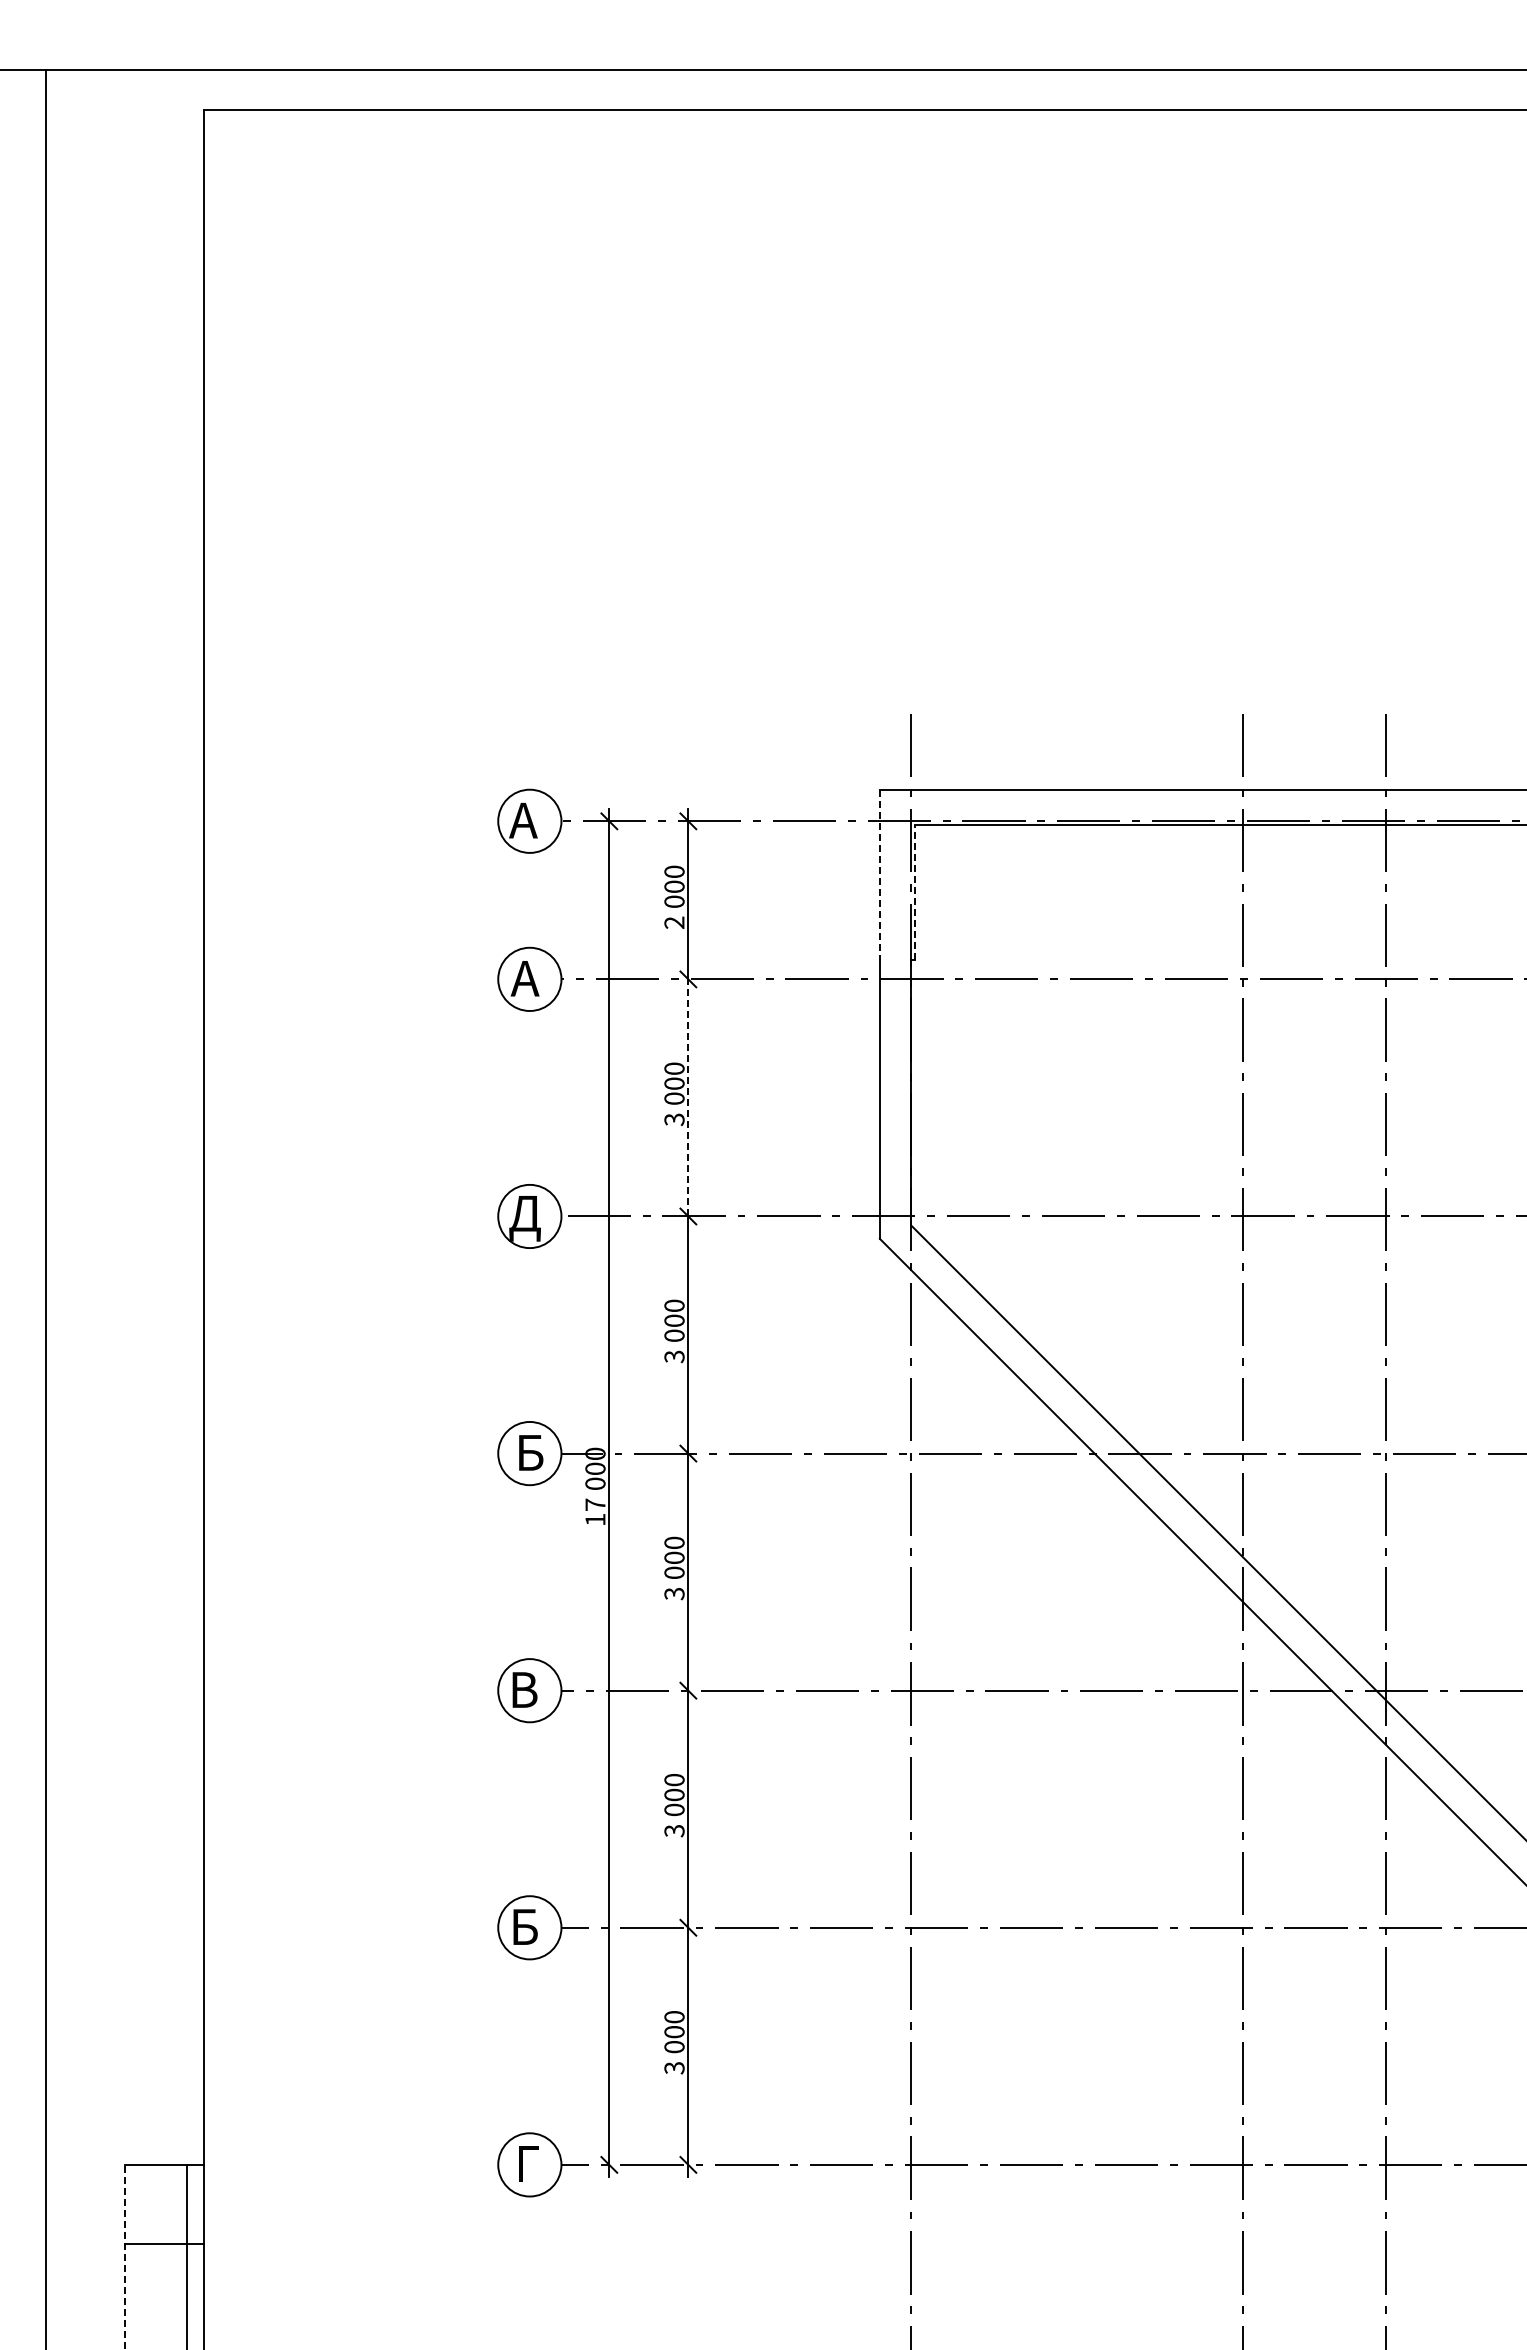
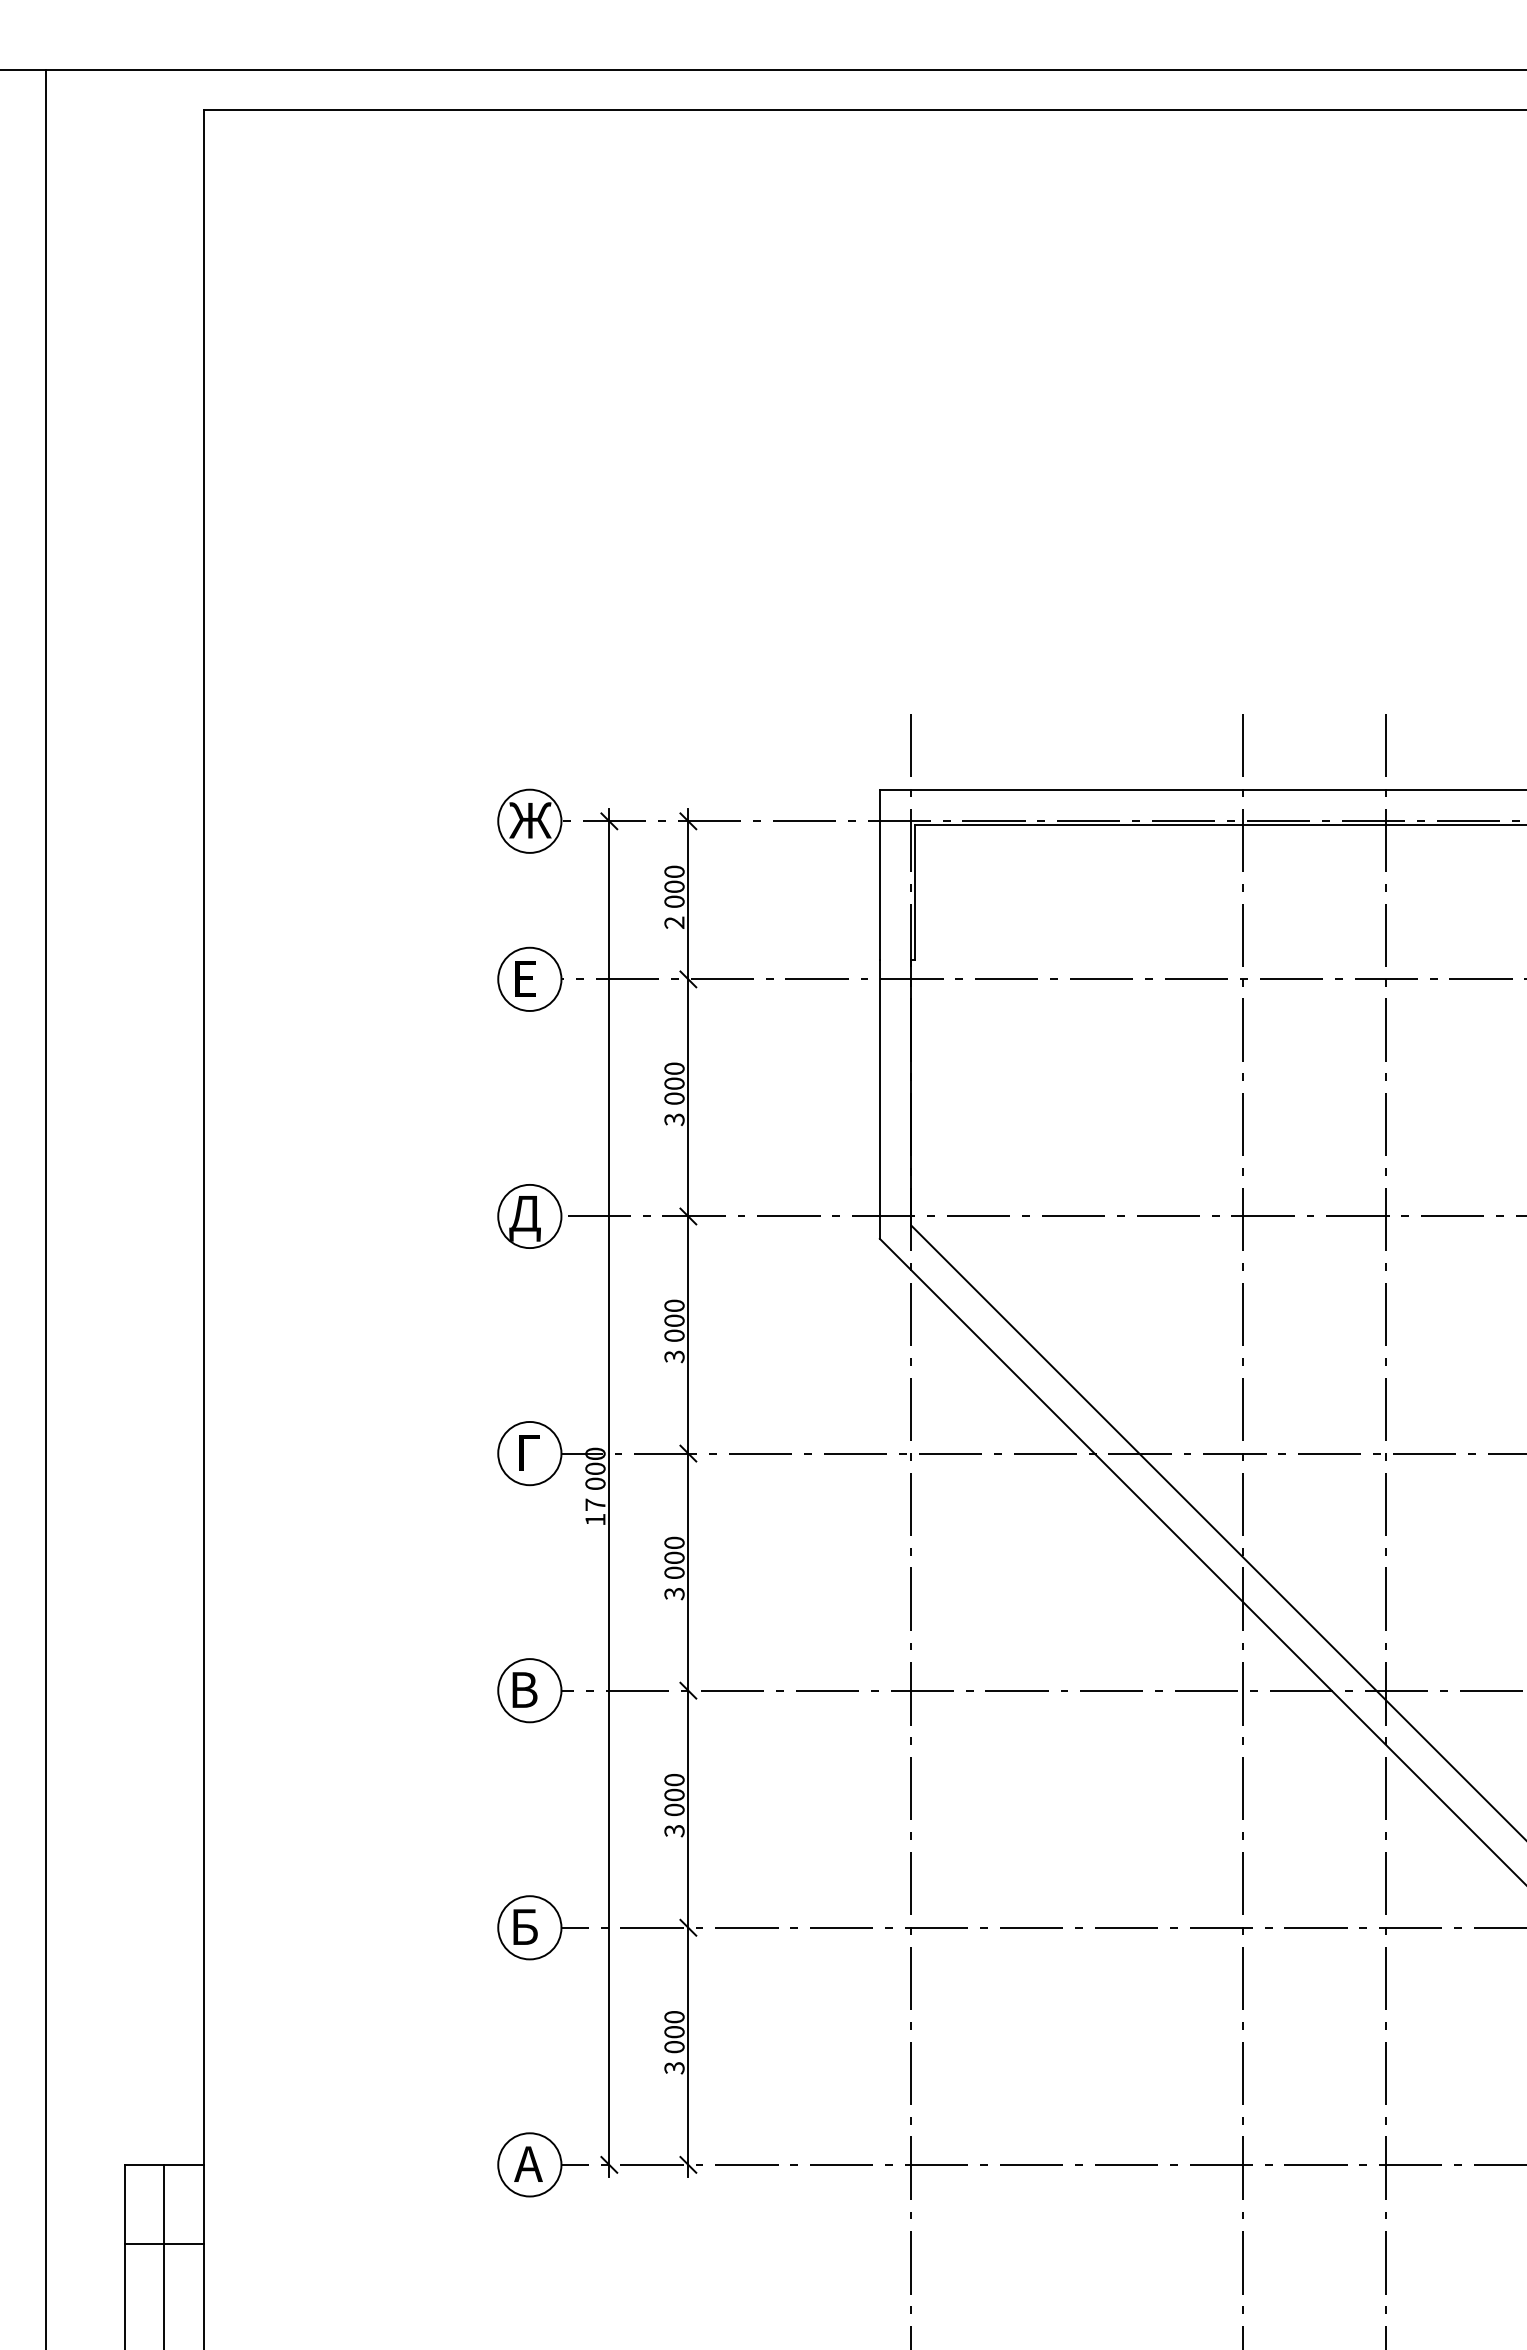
text: А -> Ж (530, 820)
line: dashed -> solid (879, 874)
line: dashed -> solid (915, 891)
text: А -> Е (524, 978)
line: dashed -> solid (688, 1097)
text: Б -> Г (531, 1452)
text: Г -> А (528, 2163)
line position: (187, 2255) -> (164, 2255) (164, 2255)
line: dashed -> solid (124, 2256)
